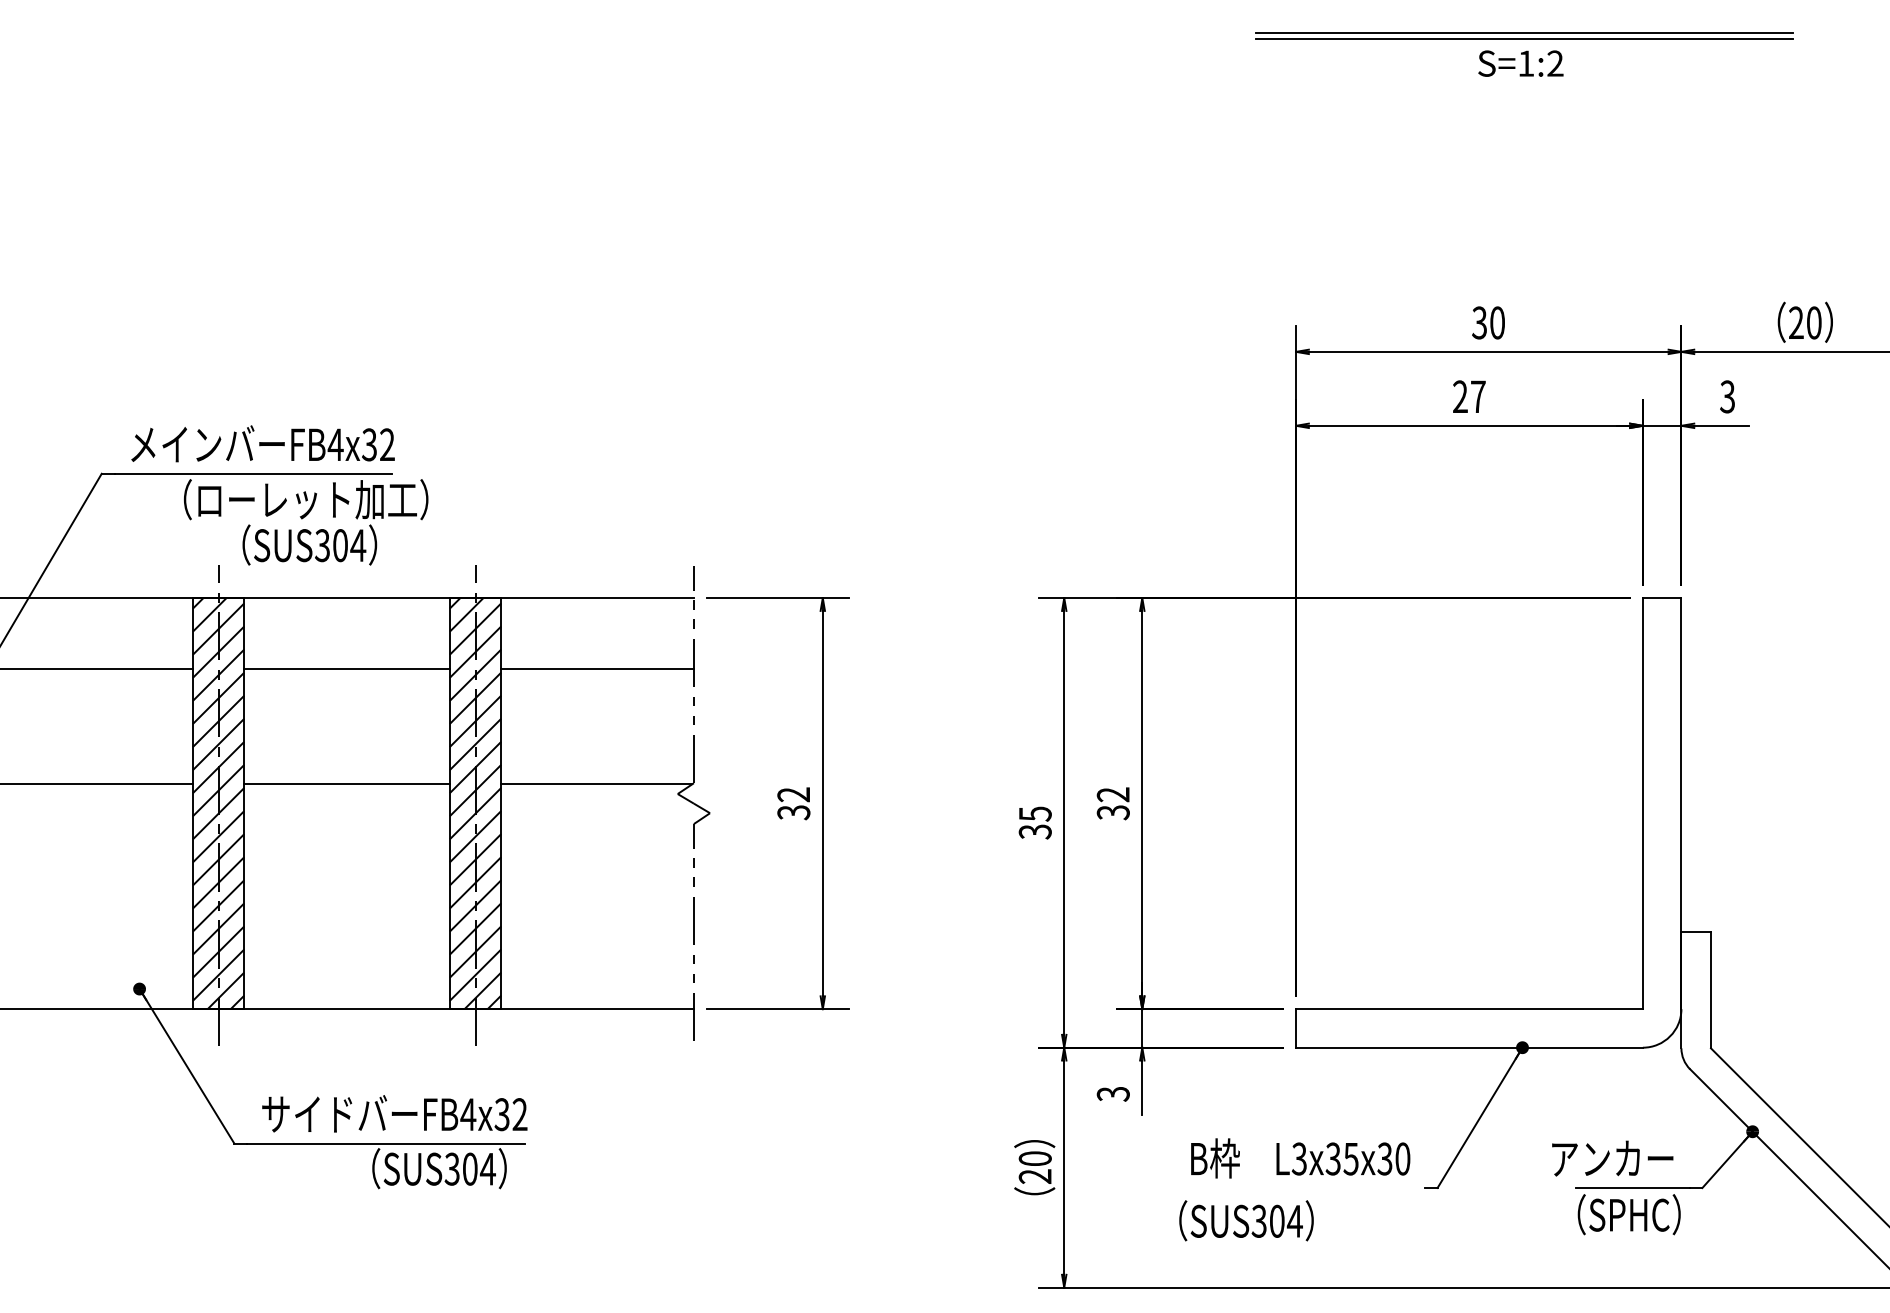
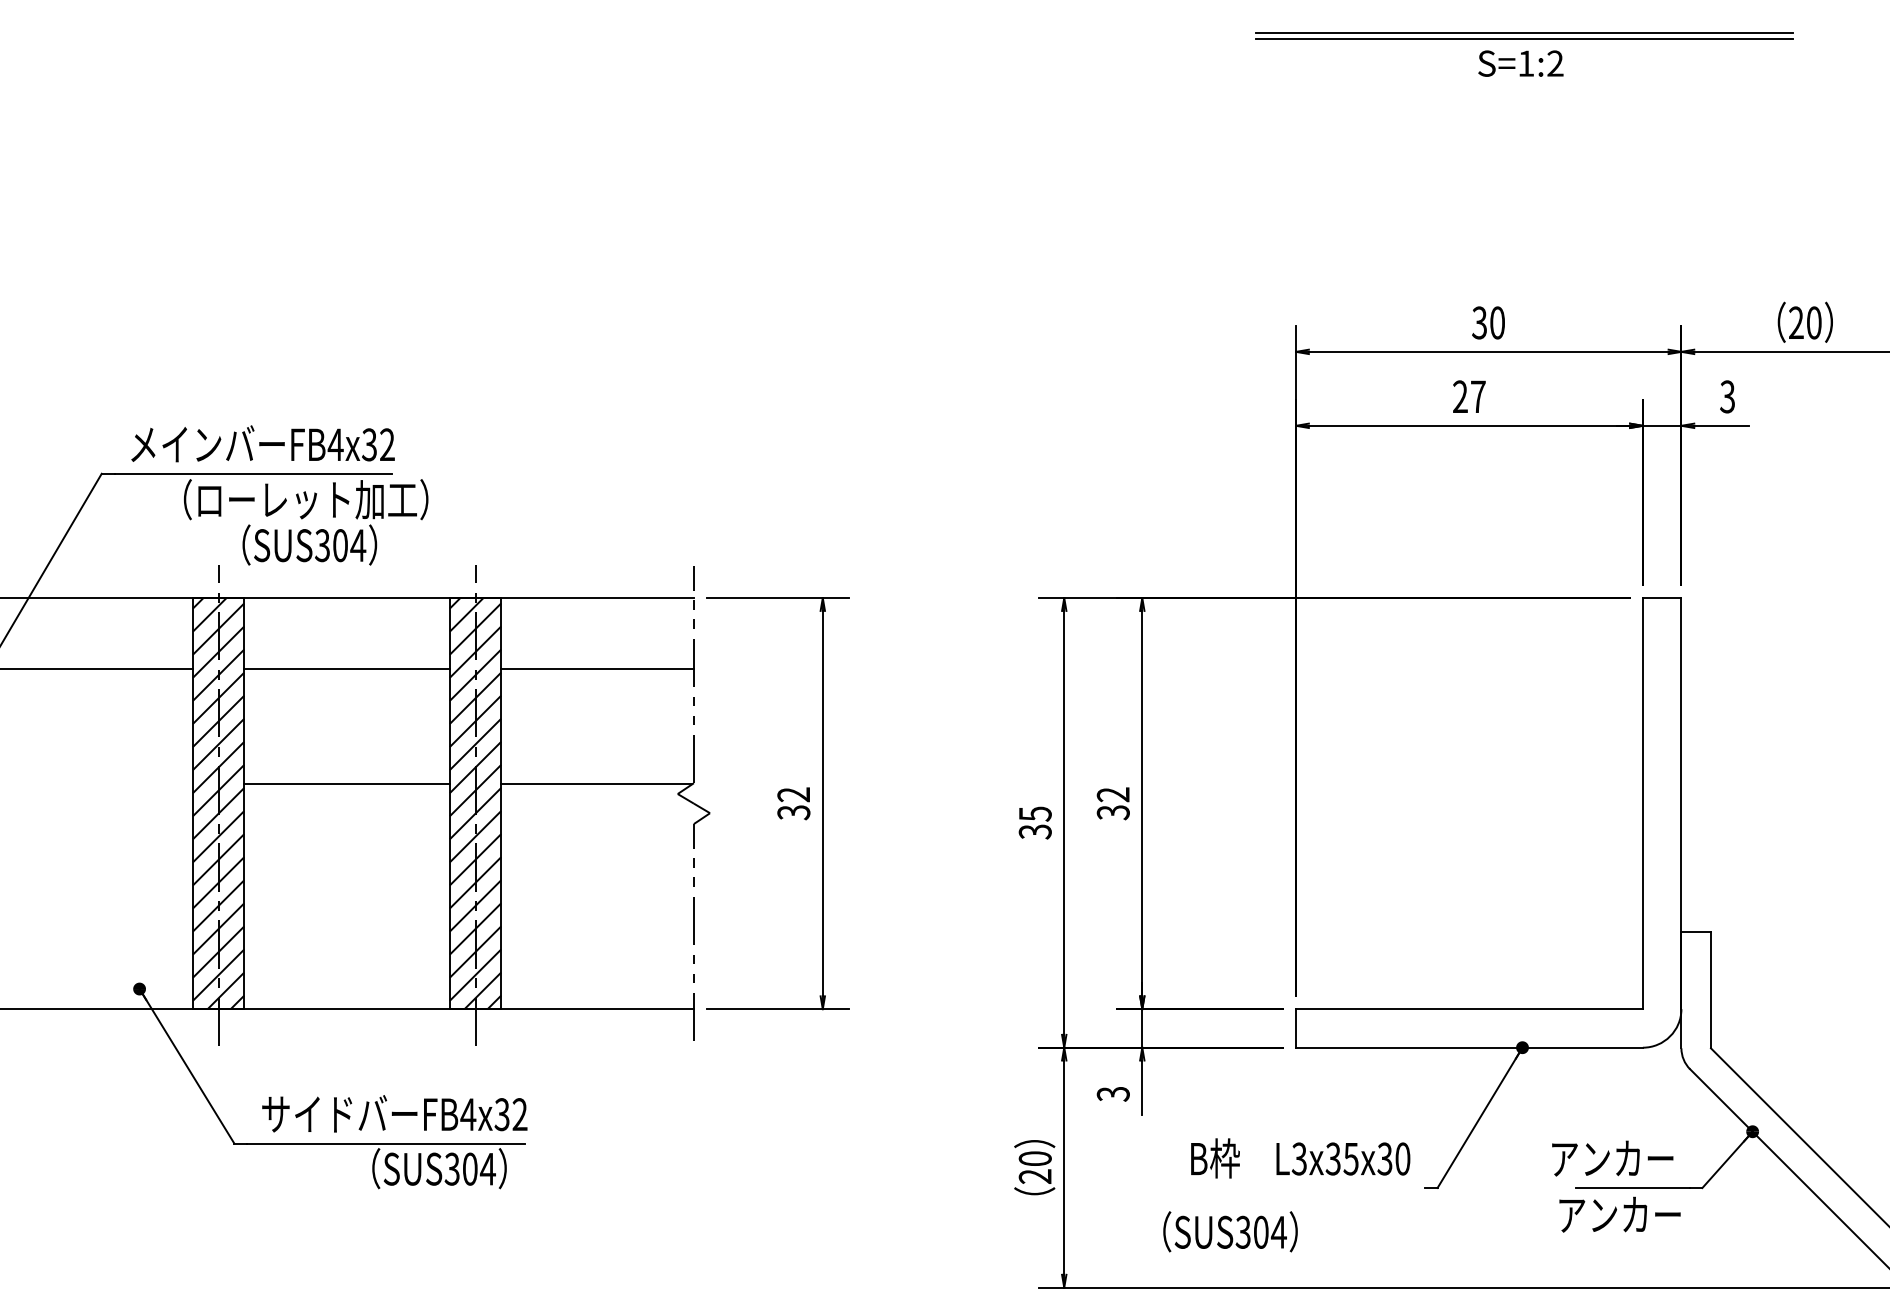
line: present -> none (97, 784)
text: （SPHC） -> アンカー (1619, 1214)
text position: (1246, 1220) -> (1230, 1231) (1230, 1231)
